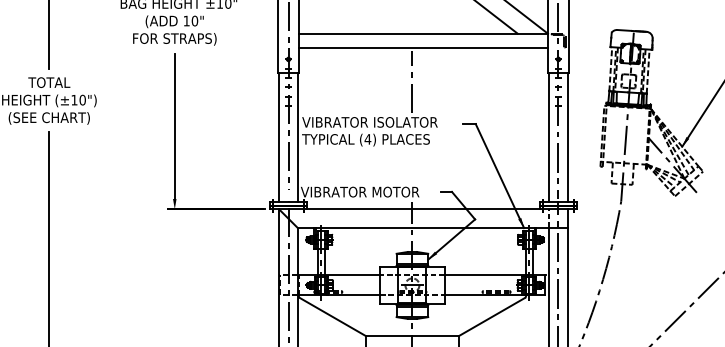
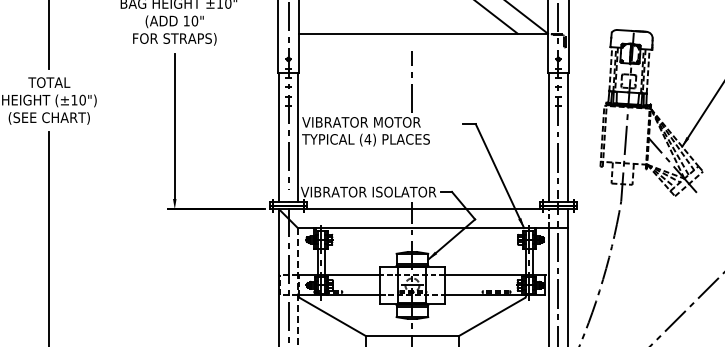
line: present -> none (423, 47)
text: VIBRATOR ISOLATOR -> VIBRATOR MOTOR (406, 122)
text: VIBRATOR MOTOR -> VIBRATOR ISOLATOR (405, 191)
line: solid -> dashed (297, 287)
